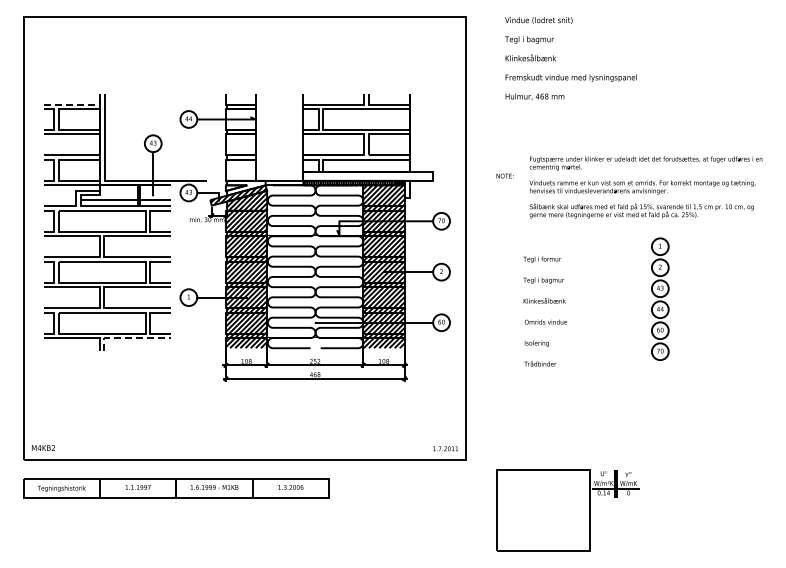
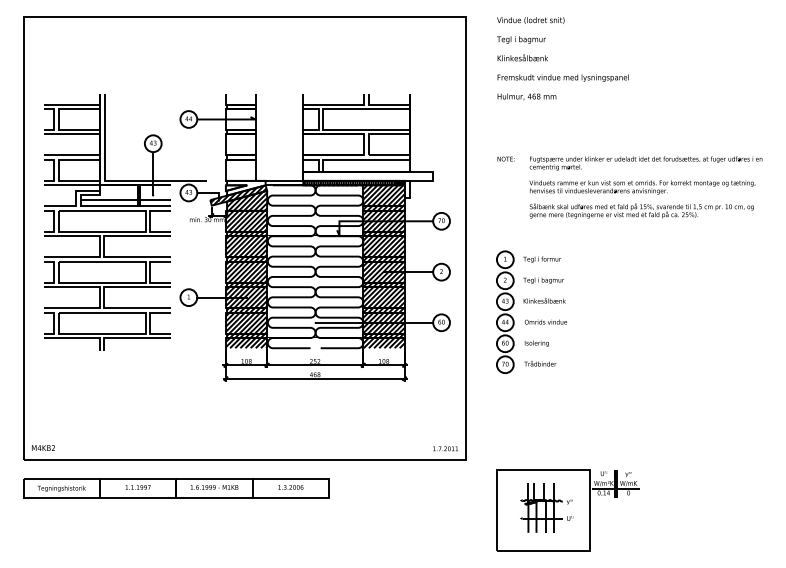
text position: (570, 58) -> (562, 58) (562, 58)
line: dashed -> solid (78, 104)
text position: (504, 175) -> (505, 158) (505, 158)
part position: (660, 298) -> (505, 311) (505, 311)
line: dashed -> solid (131, 338)
part: none -> present (546, 507)
